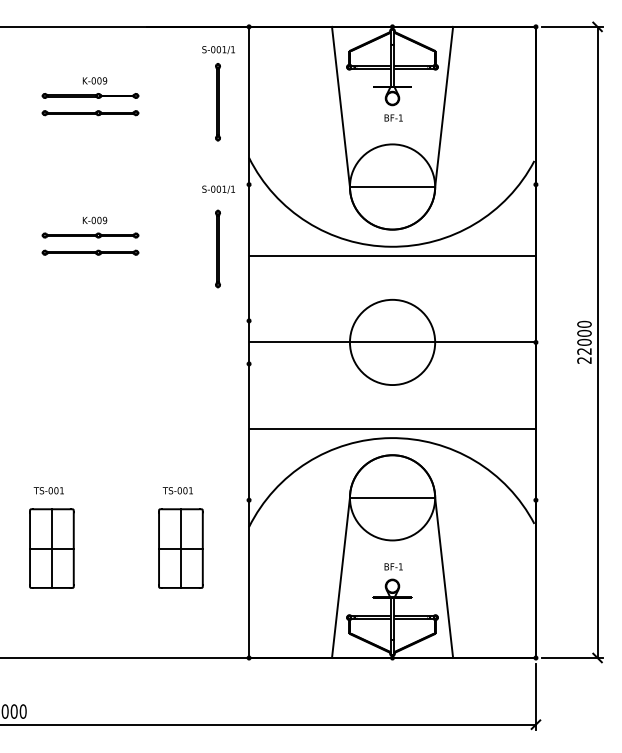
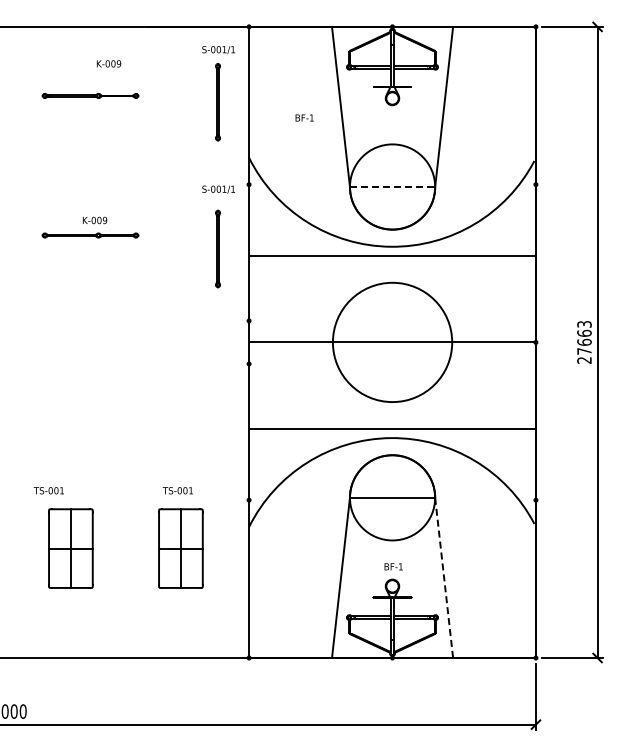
text position: (94, 80) -> (108, 63) (108, 63)
part: present -> none (90, 113)
text position: (393, 117) -> (304, 117) (304, 117)
line: solid -> dashed (392, 187)
part: present -> none (90, 252)
text: 22000 -> 27663 (584, 337)
circle diameter: 85 px -> 119 px (392, 342)
part position: (51, 548) -> (70, 548) (70, 548)
line: solid -> dashed (444, 577)
